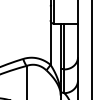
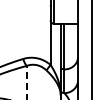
line: solid -> dashed (26, 82)
